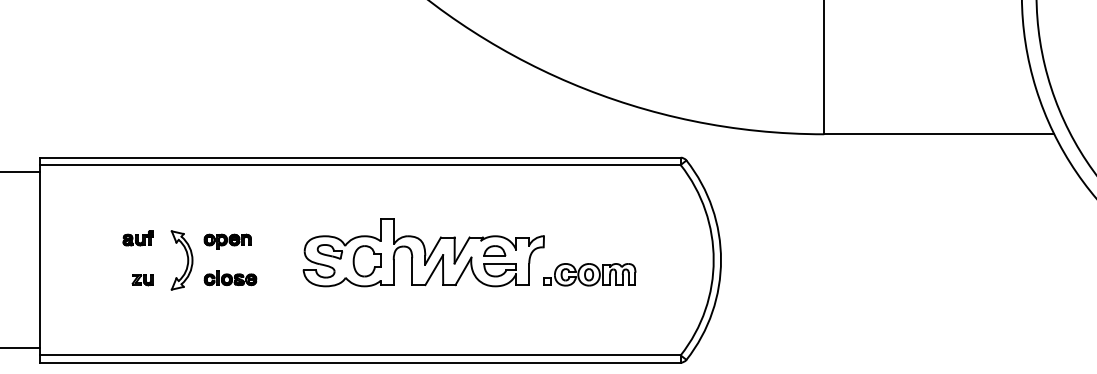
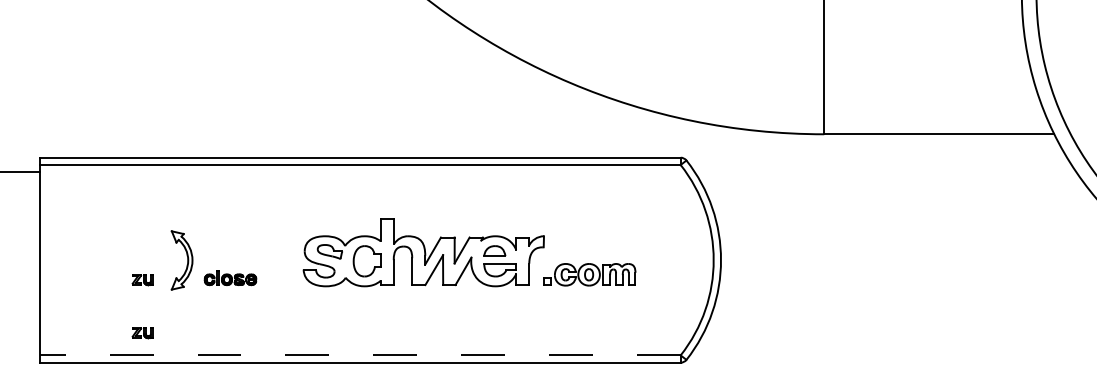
part: present -> none (137, 238)
part: present -> none (227, 241)
part: none -> present (142, 333)
line: present -> none (21, 348)
line: solid -> dashed (359, 355)
